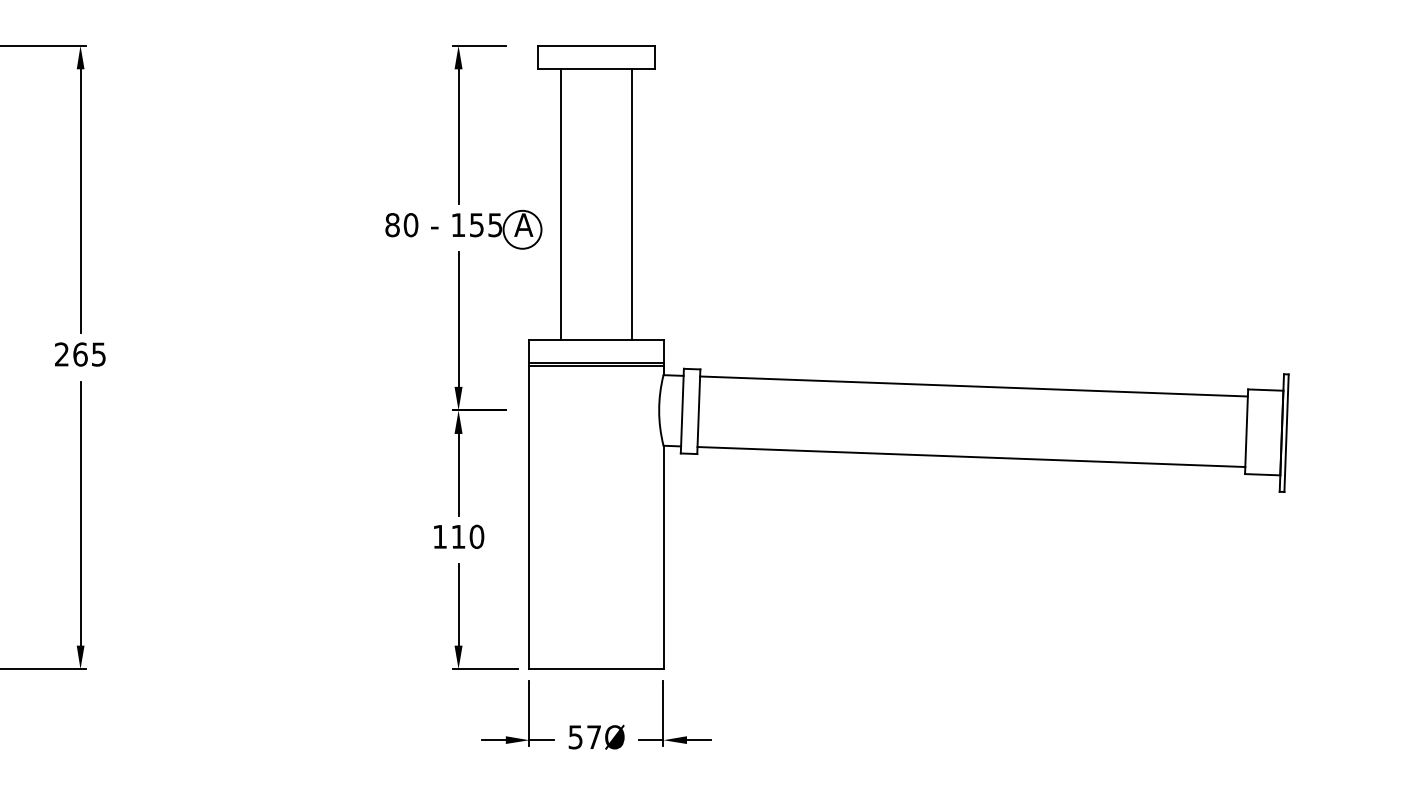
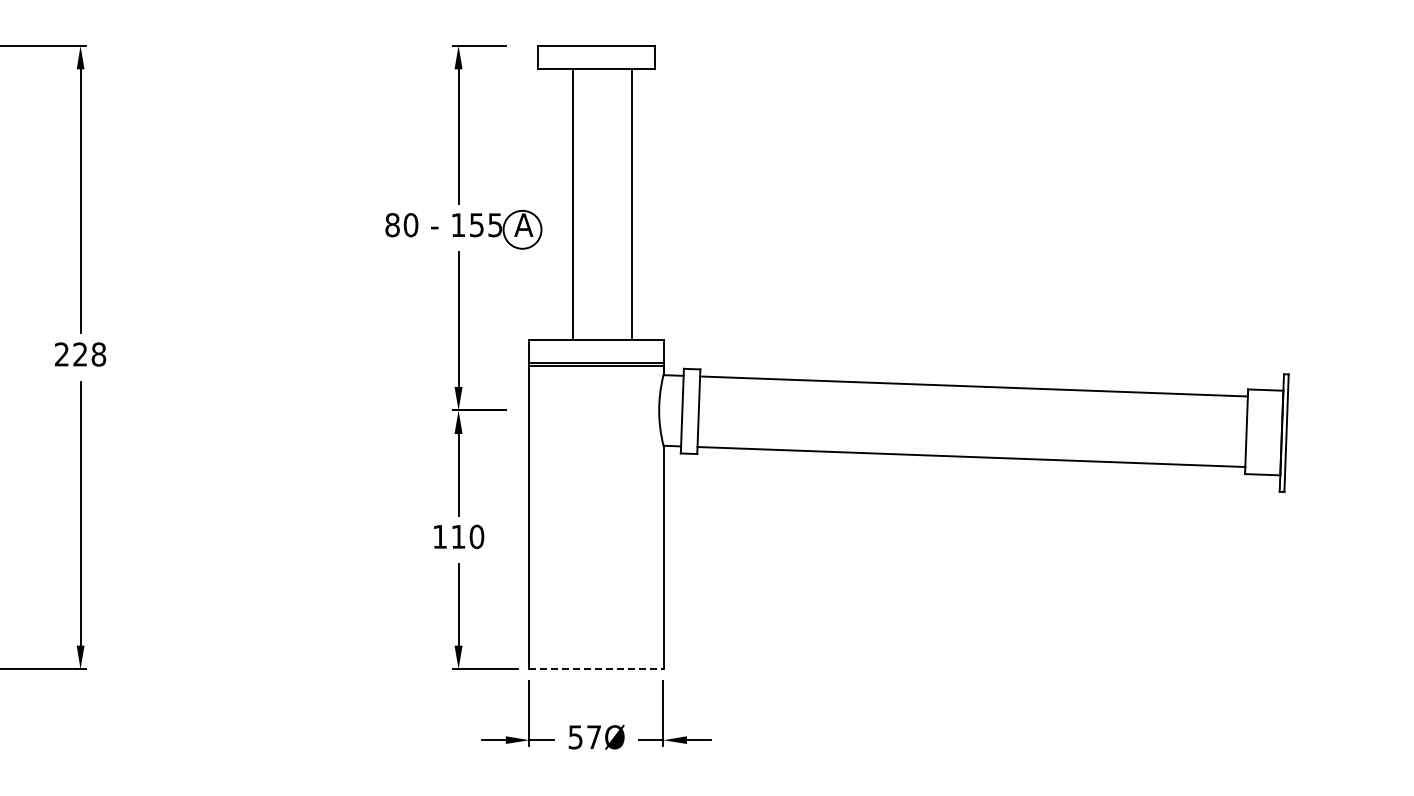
line position: (561, 204) -> (573, 204) (573, 204)
text: 265 -> 228 (89, 354)
line: solid -> dashed (597, 669)
